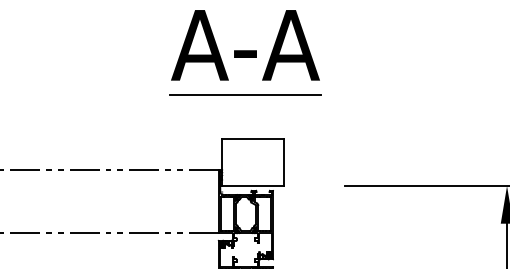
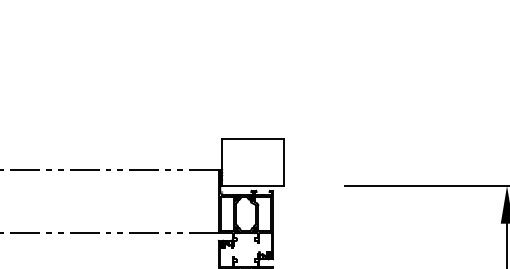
part: present -> none (245, 52)
